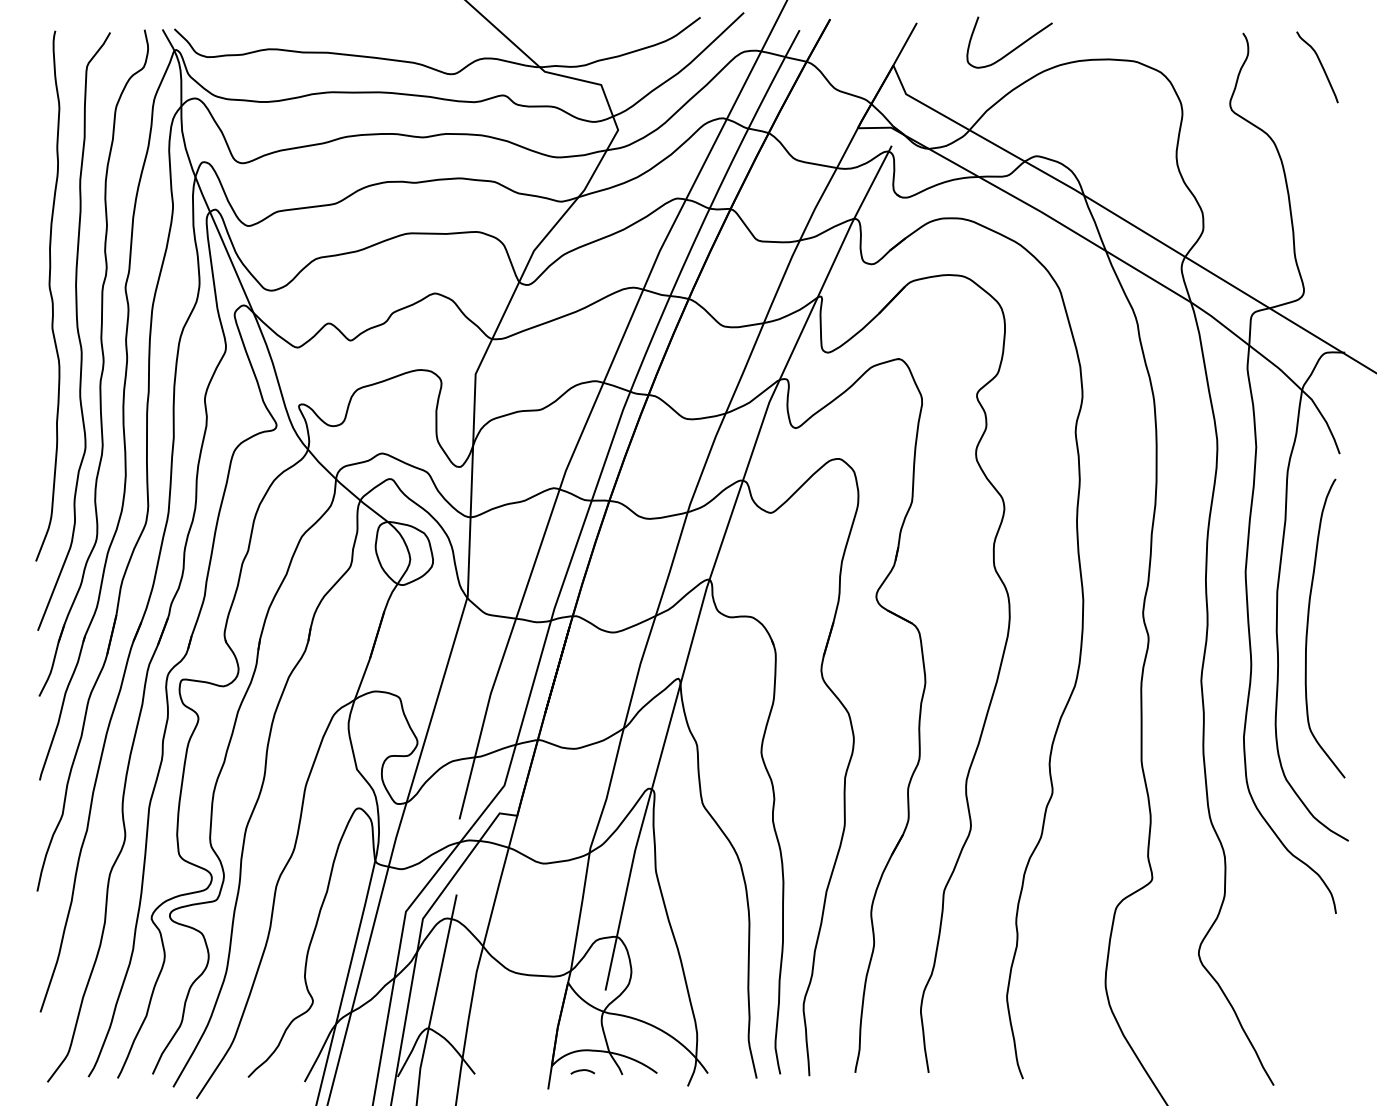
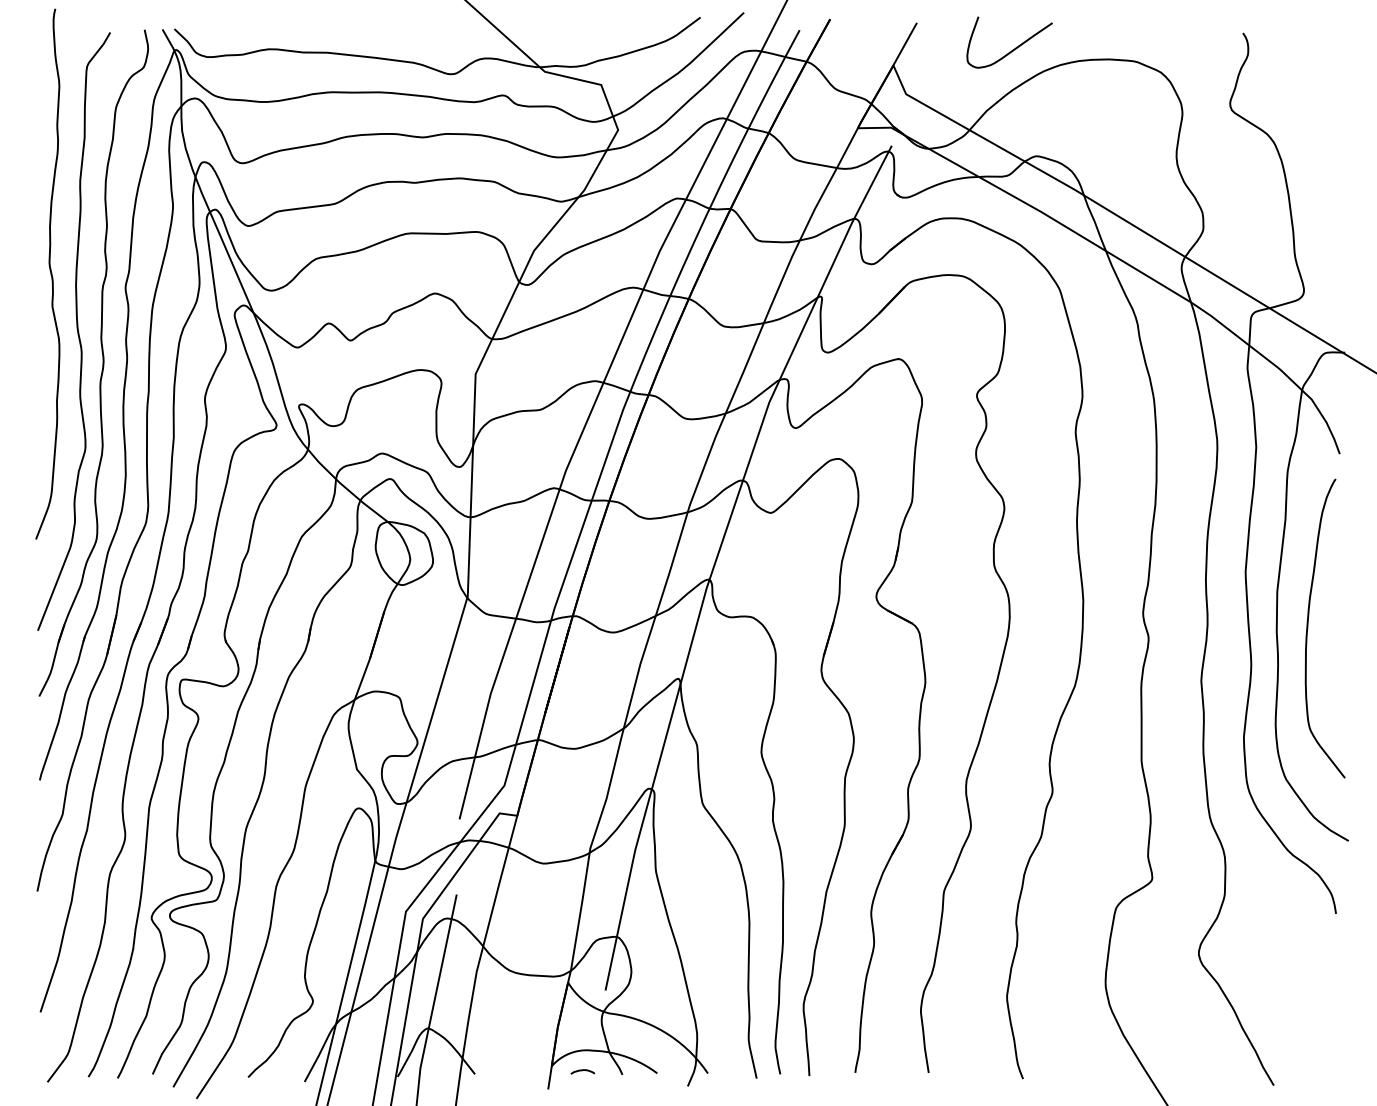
curve: present -> none (1320, 65)
curve position: (50, 295) -> (50, 273) (50, 273)
